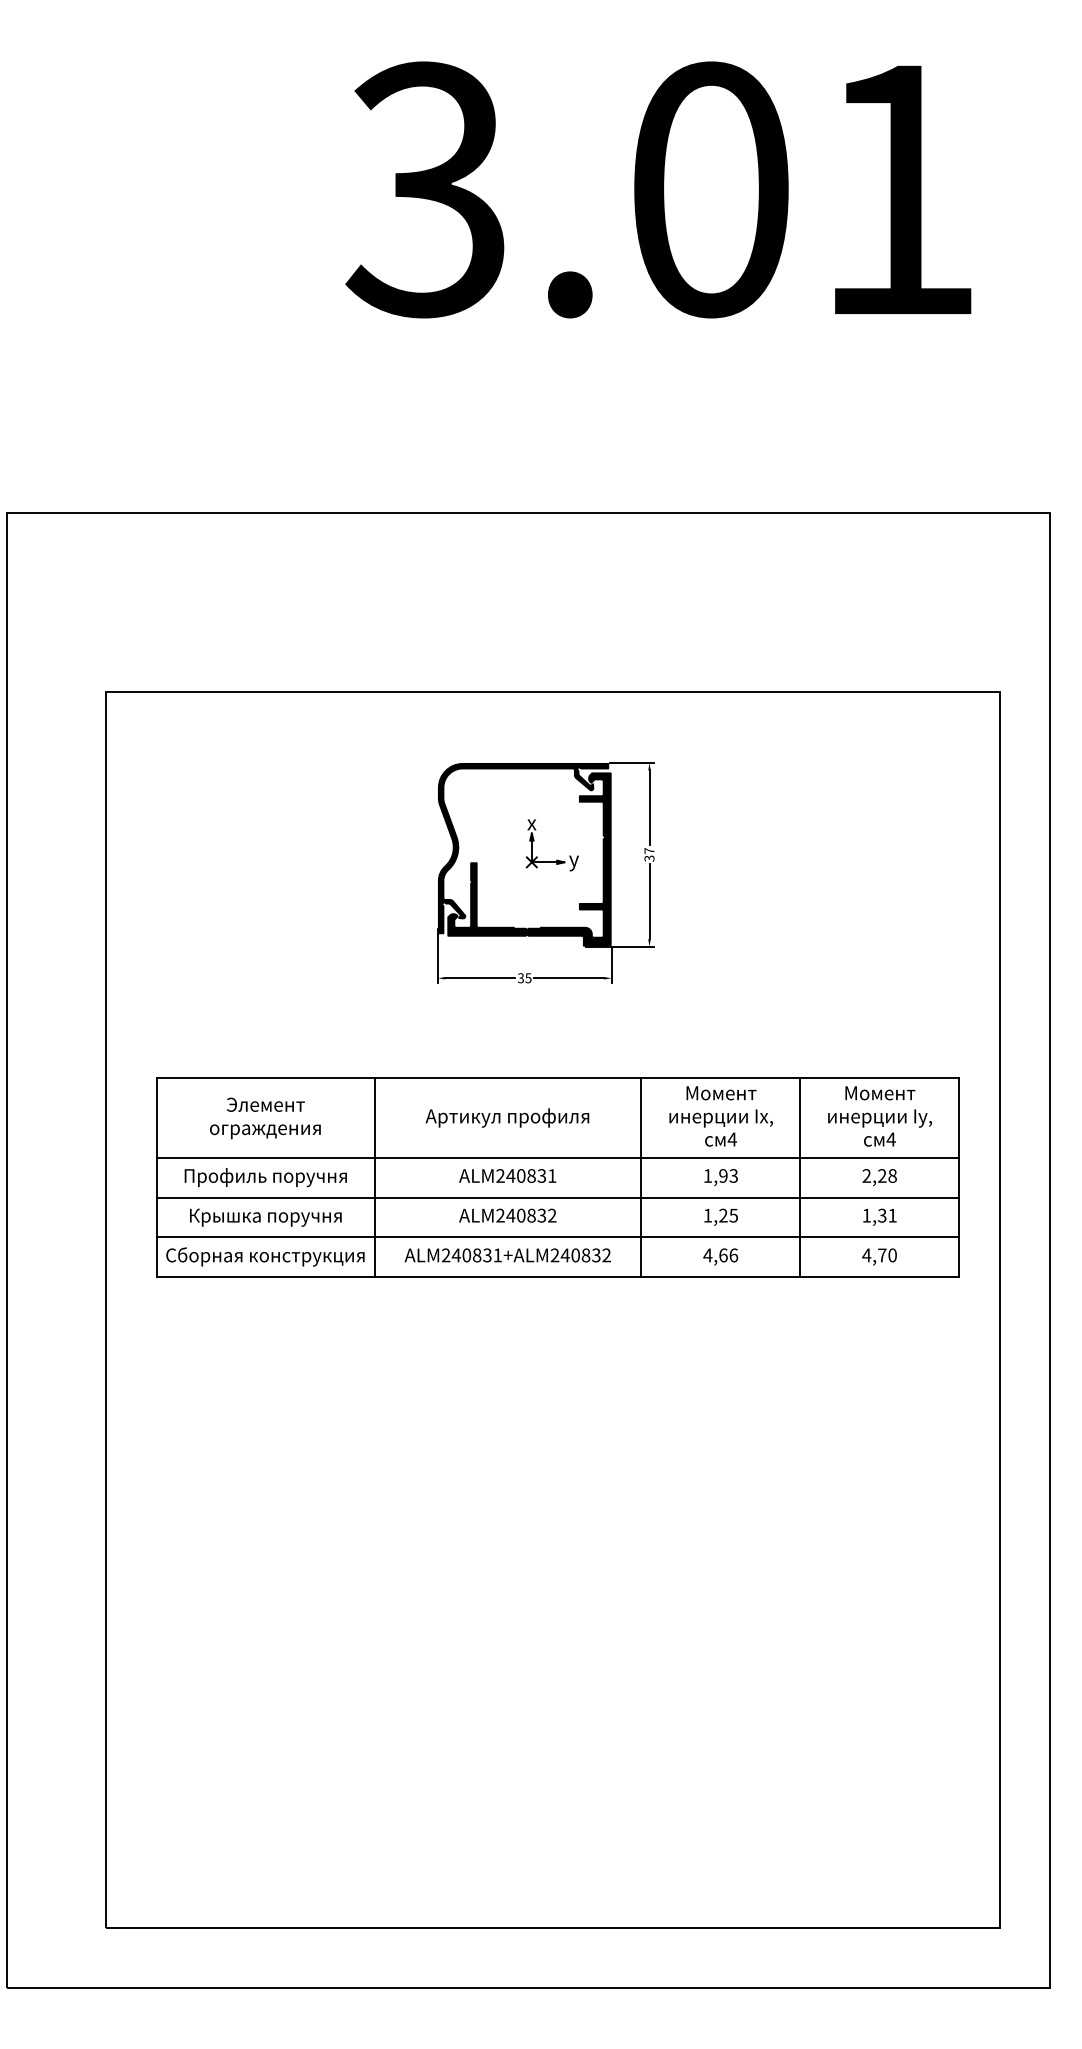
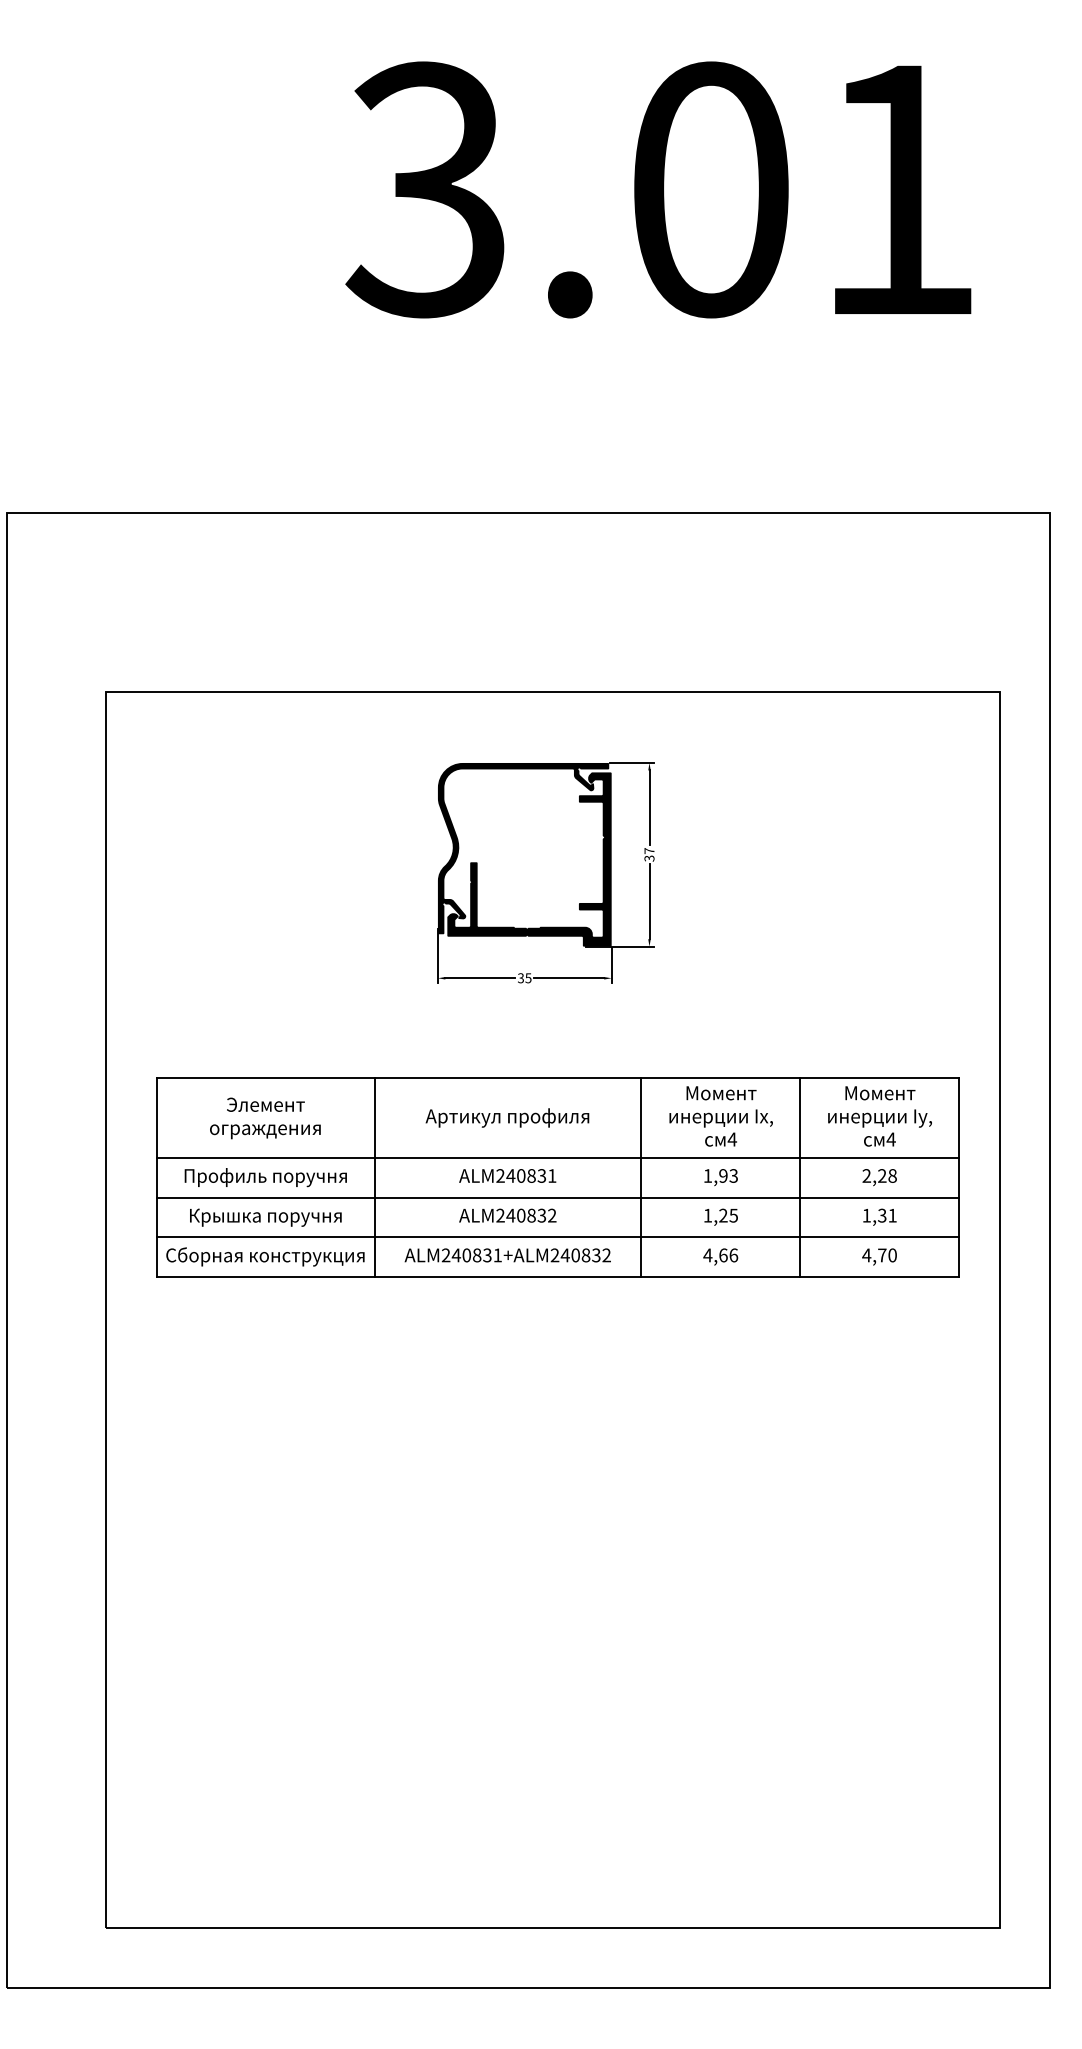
part: present -> none (556, 859)
